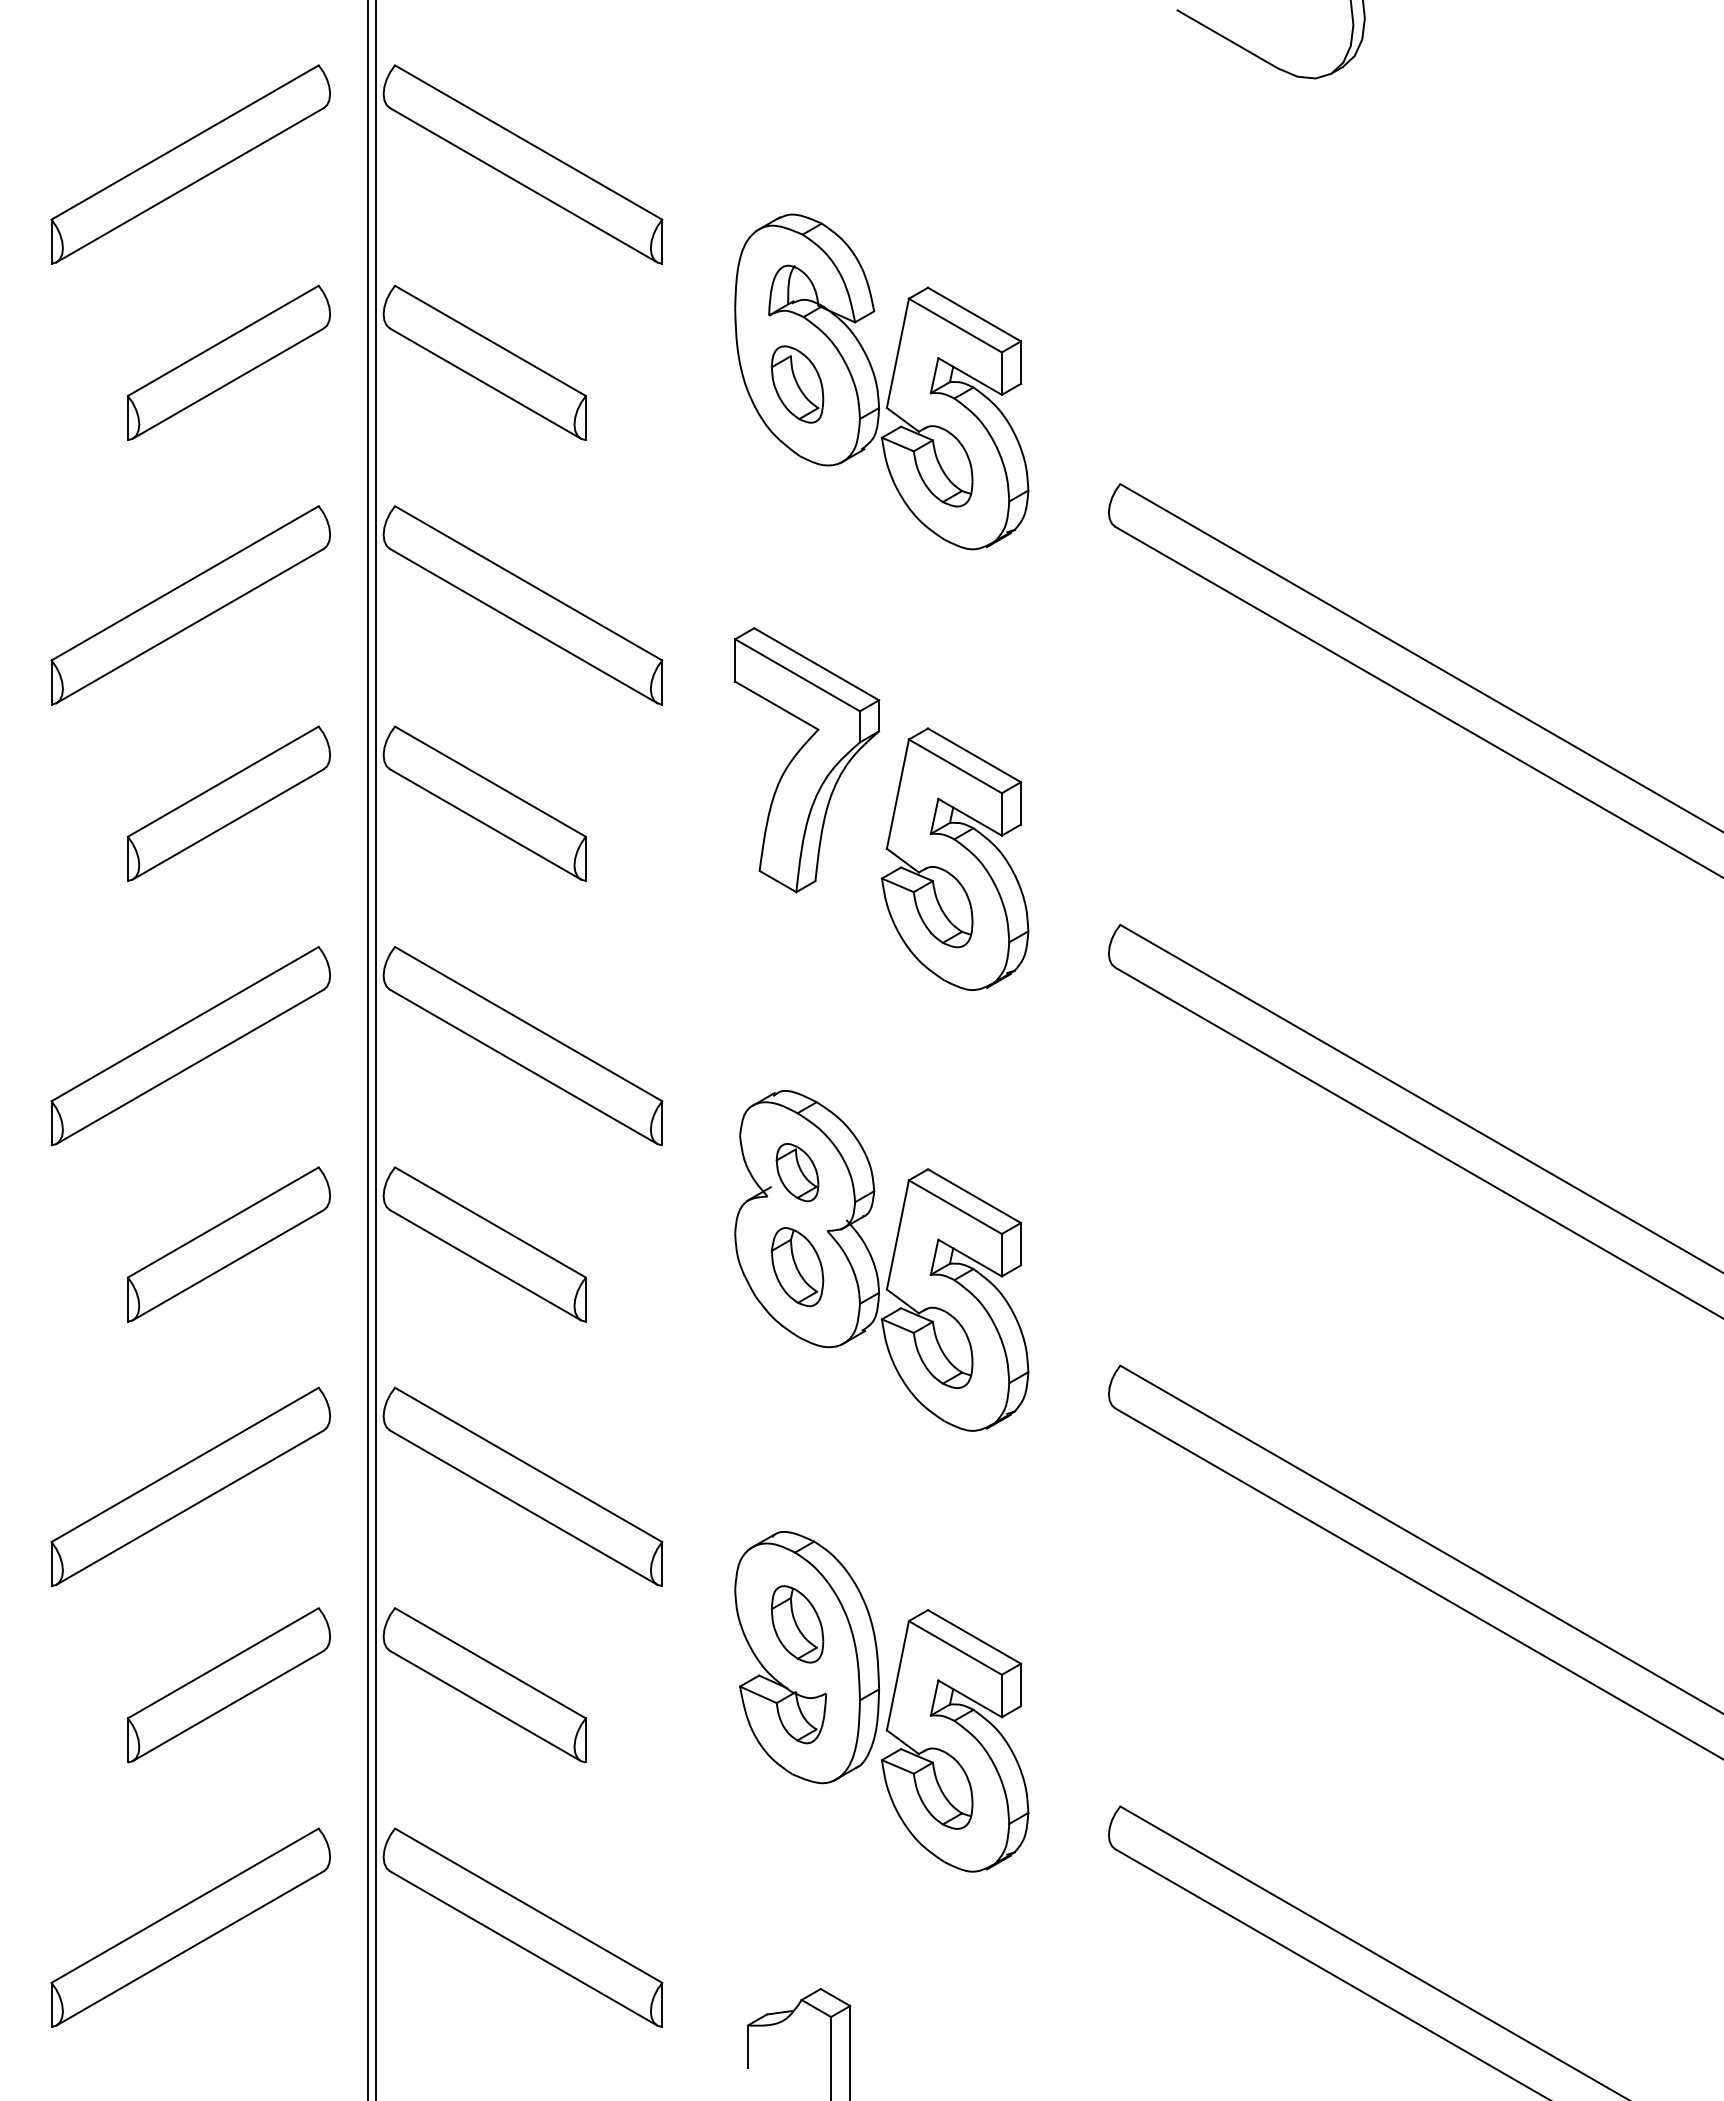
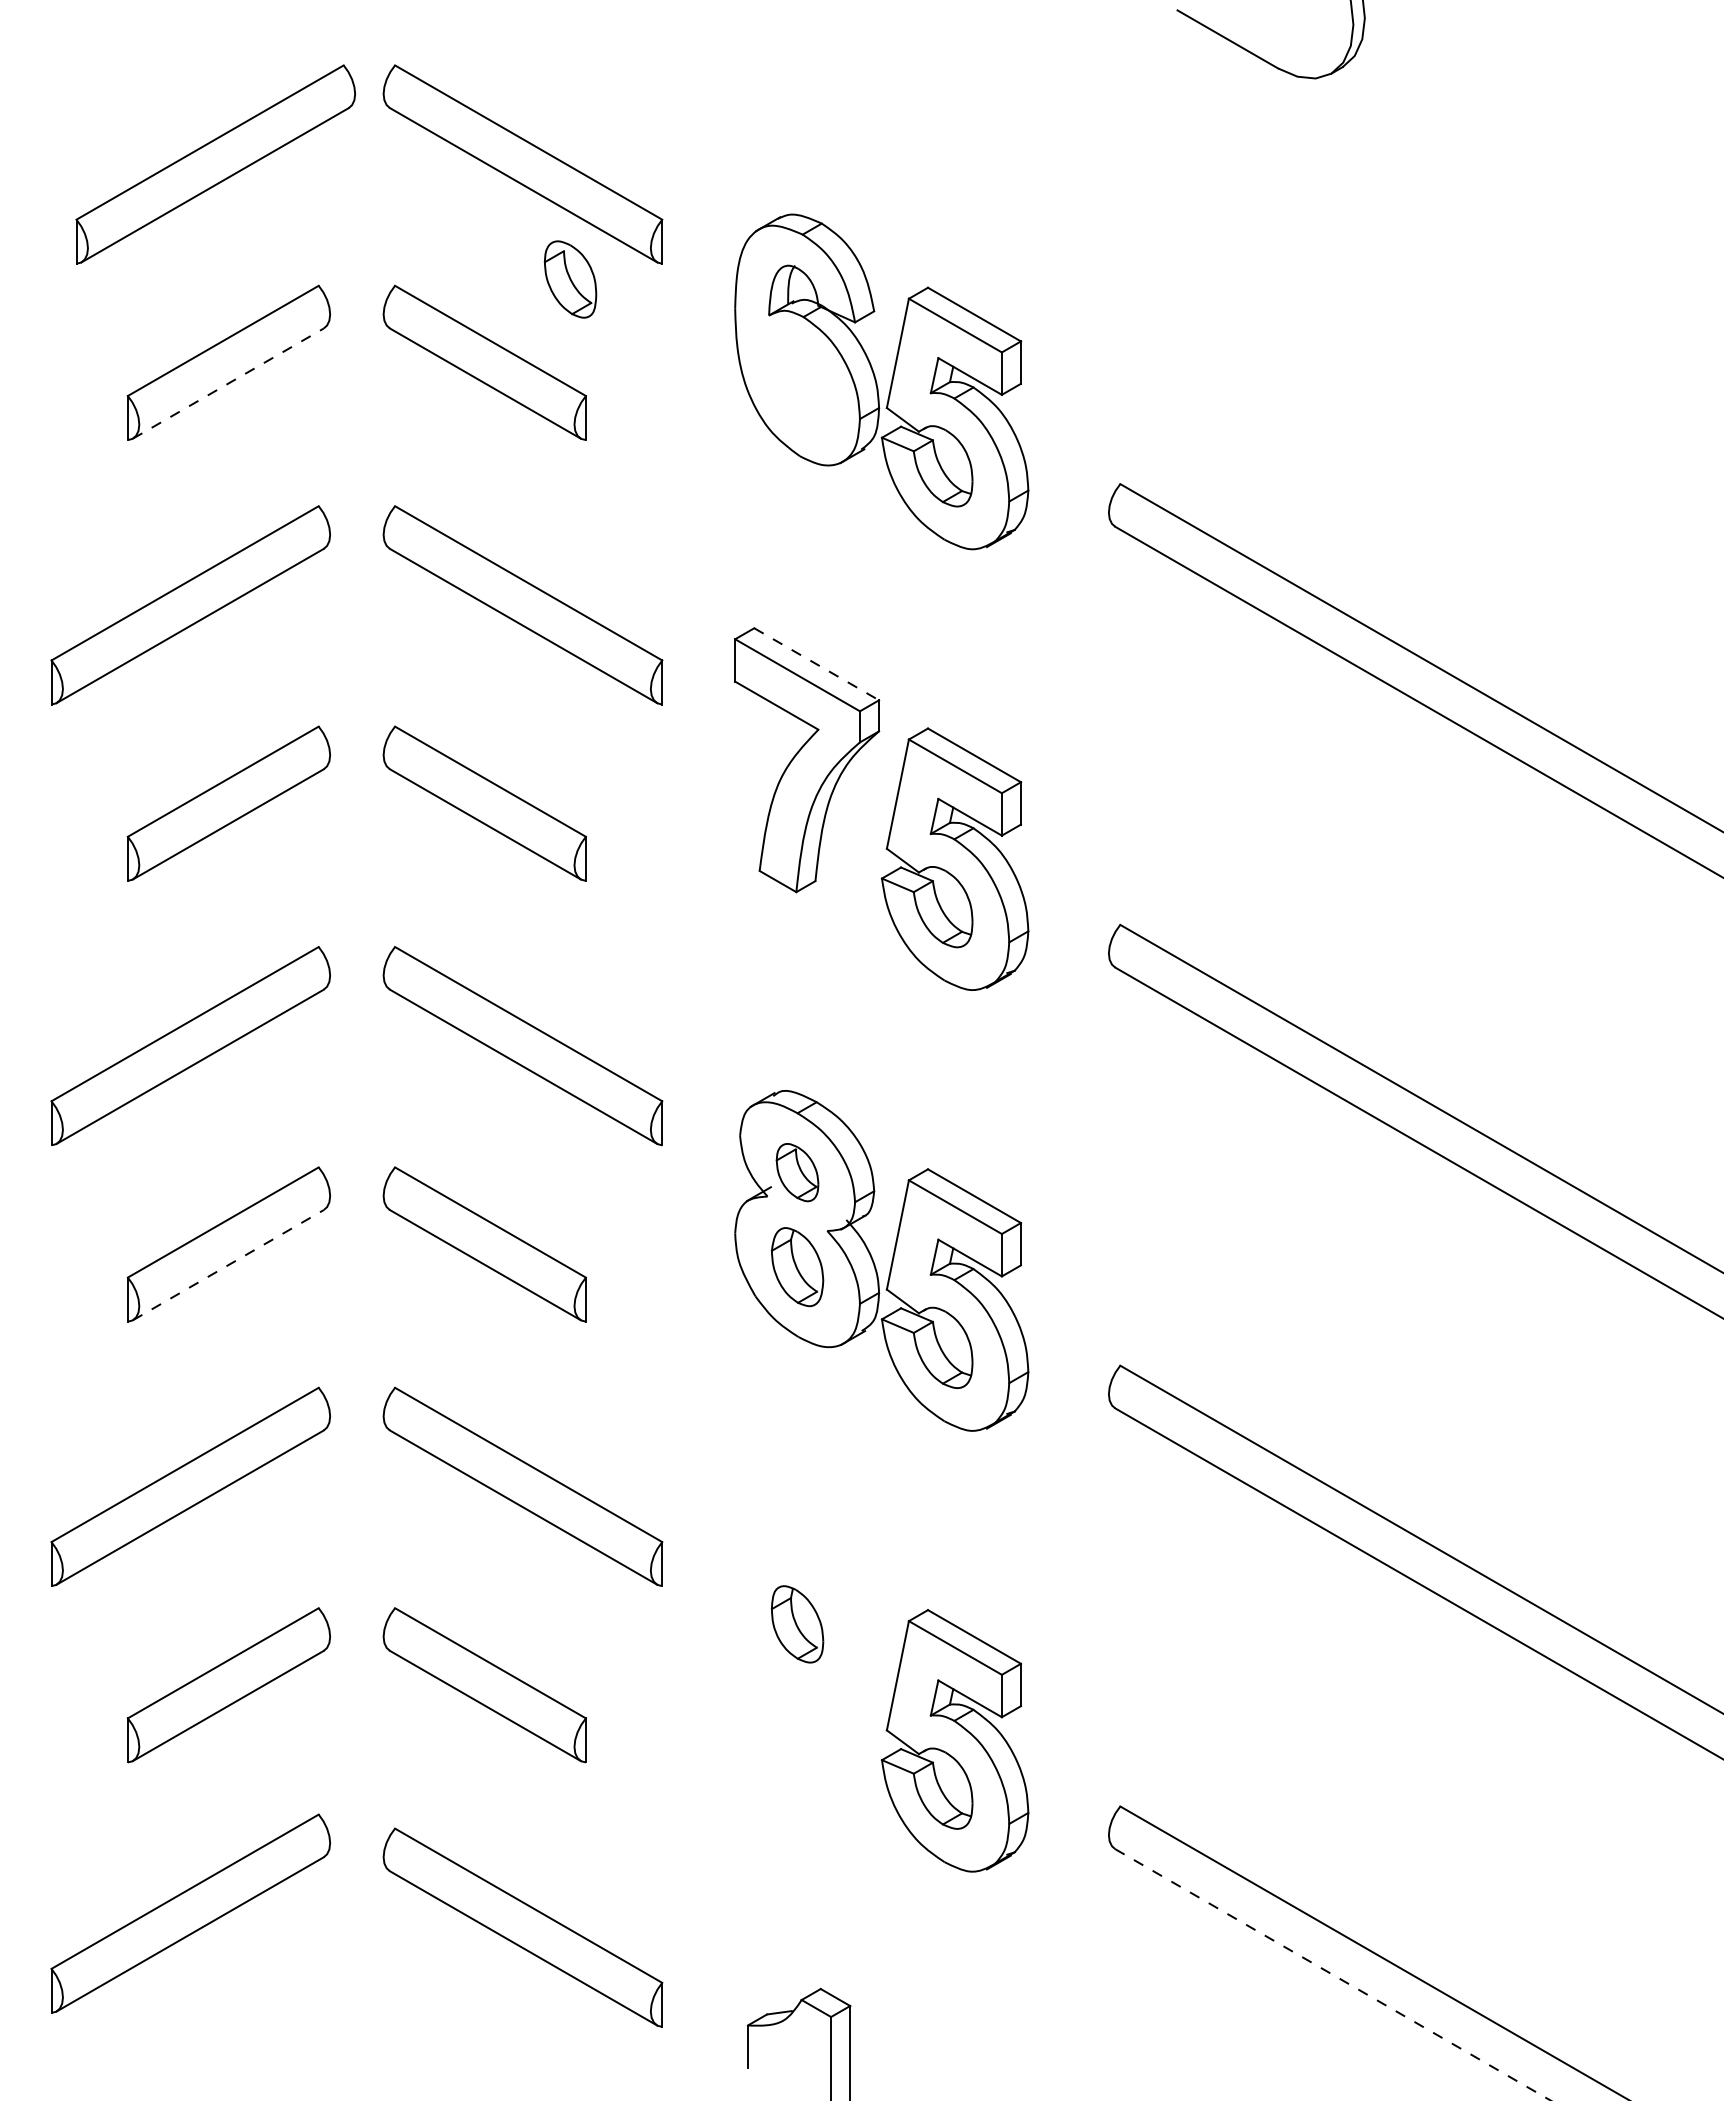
part position: (190, 164) -> (215, 164) (215, 164)
line: solid -> dashed (228, 383)
part position: (797, 384) -> (570, 279) (570, 279)
line: solid -> dashed (817, 664)
line: present -> none (368, 1049)
line: present -> none (375, 1049)
line: solid -> dashed (228, 1264)
part: present -> none (807, 1657)
part position: (190, 1927) -> (190, 1913) (190, 1913)
line: solid -> dashed (1332, 1974)
